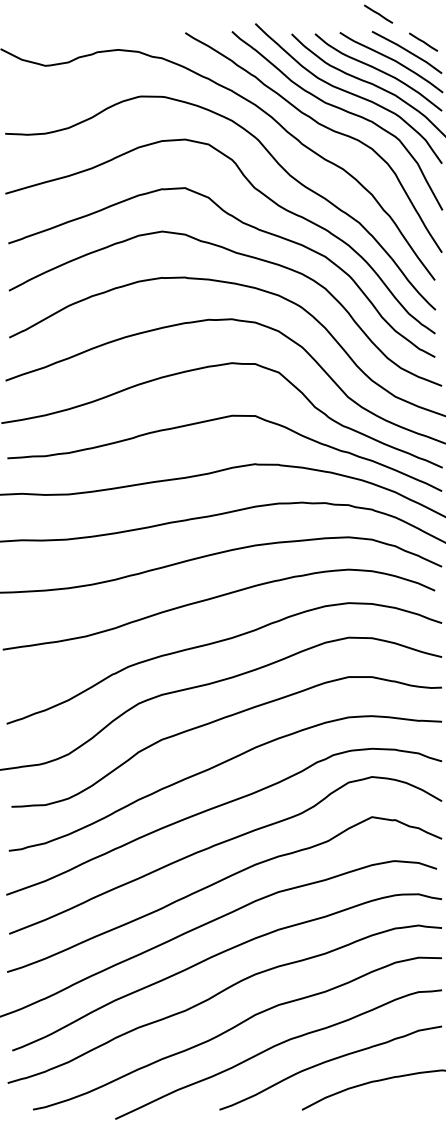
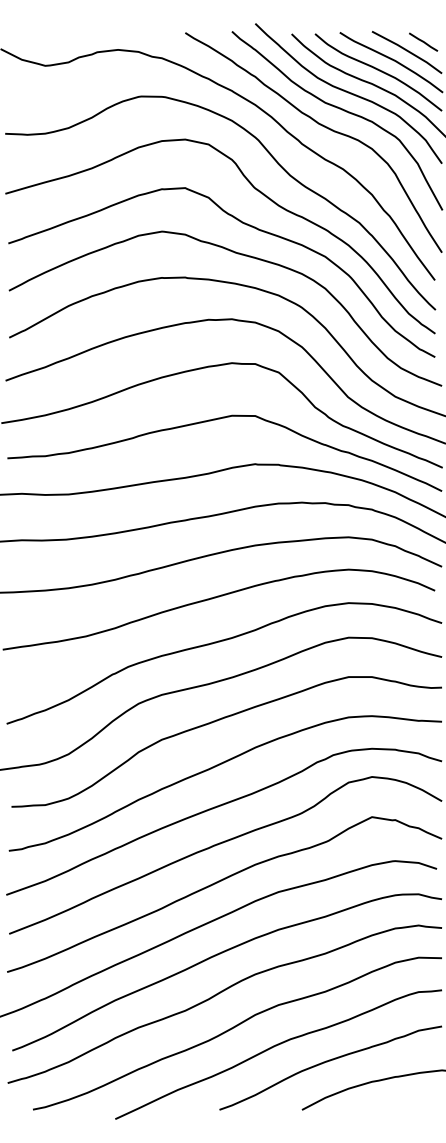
line: present -> none (378, 13)
